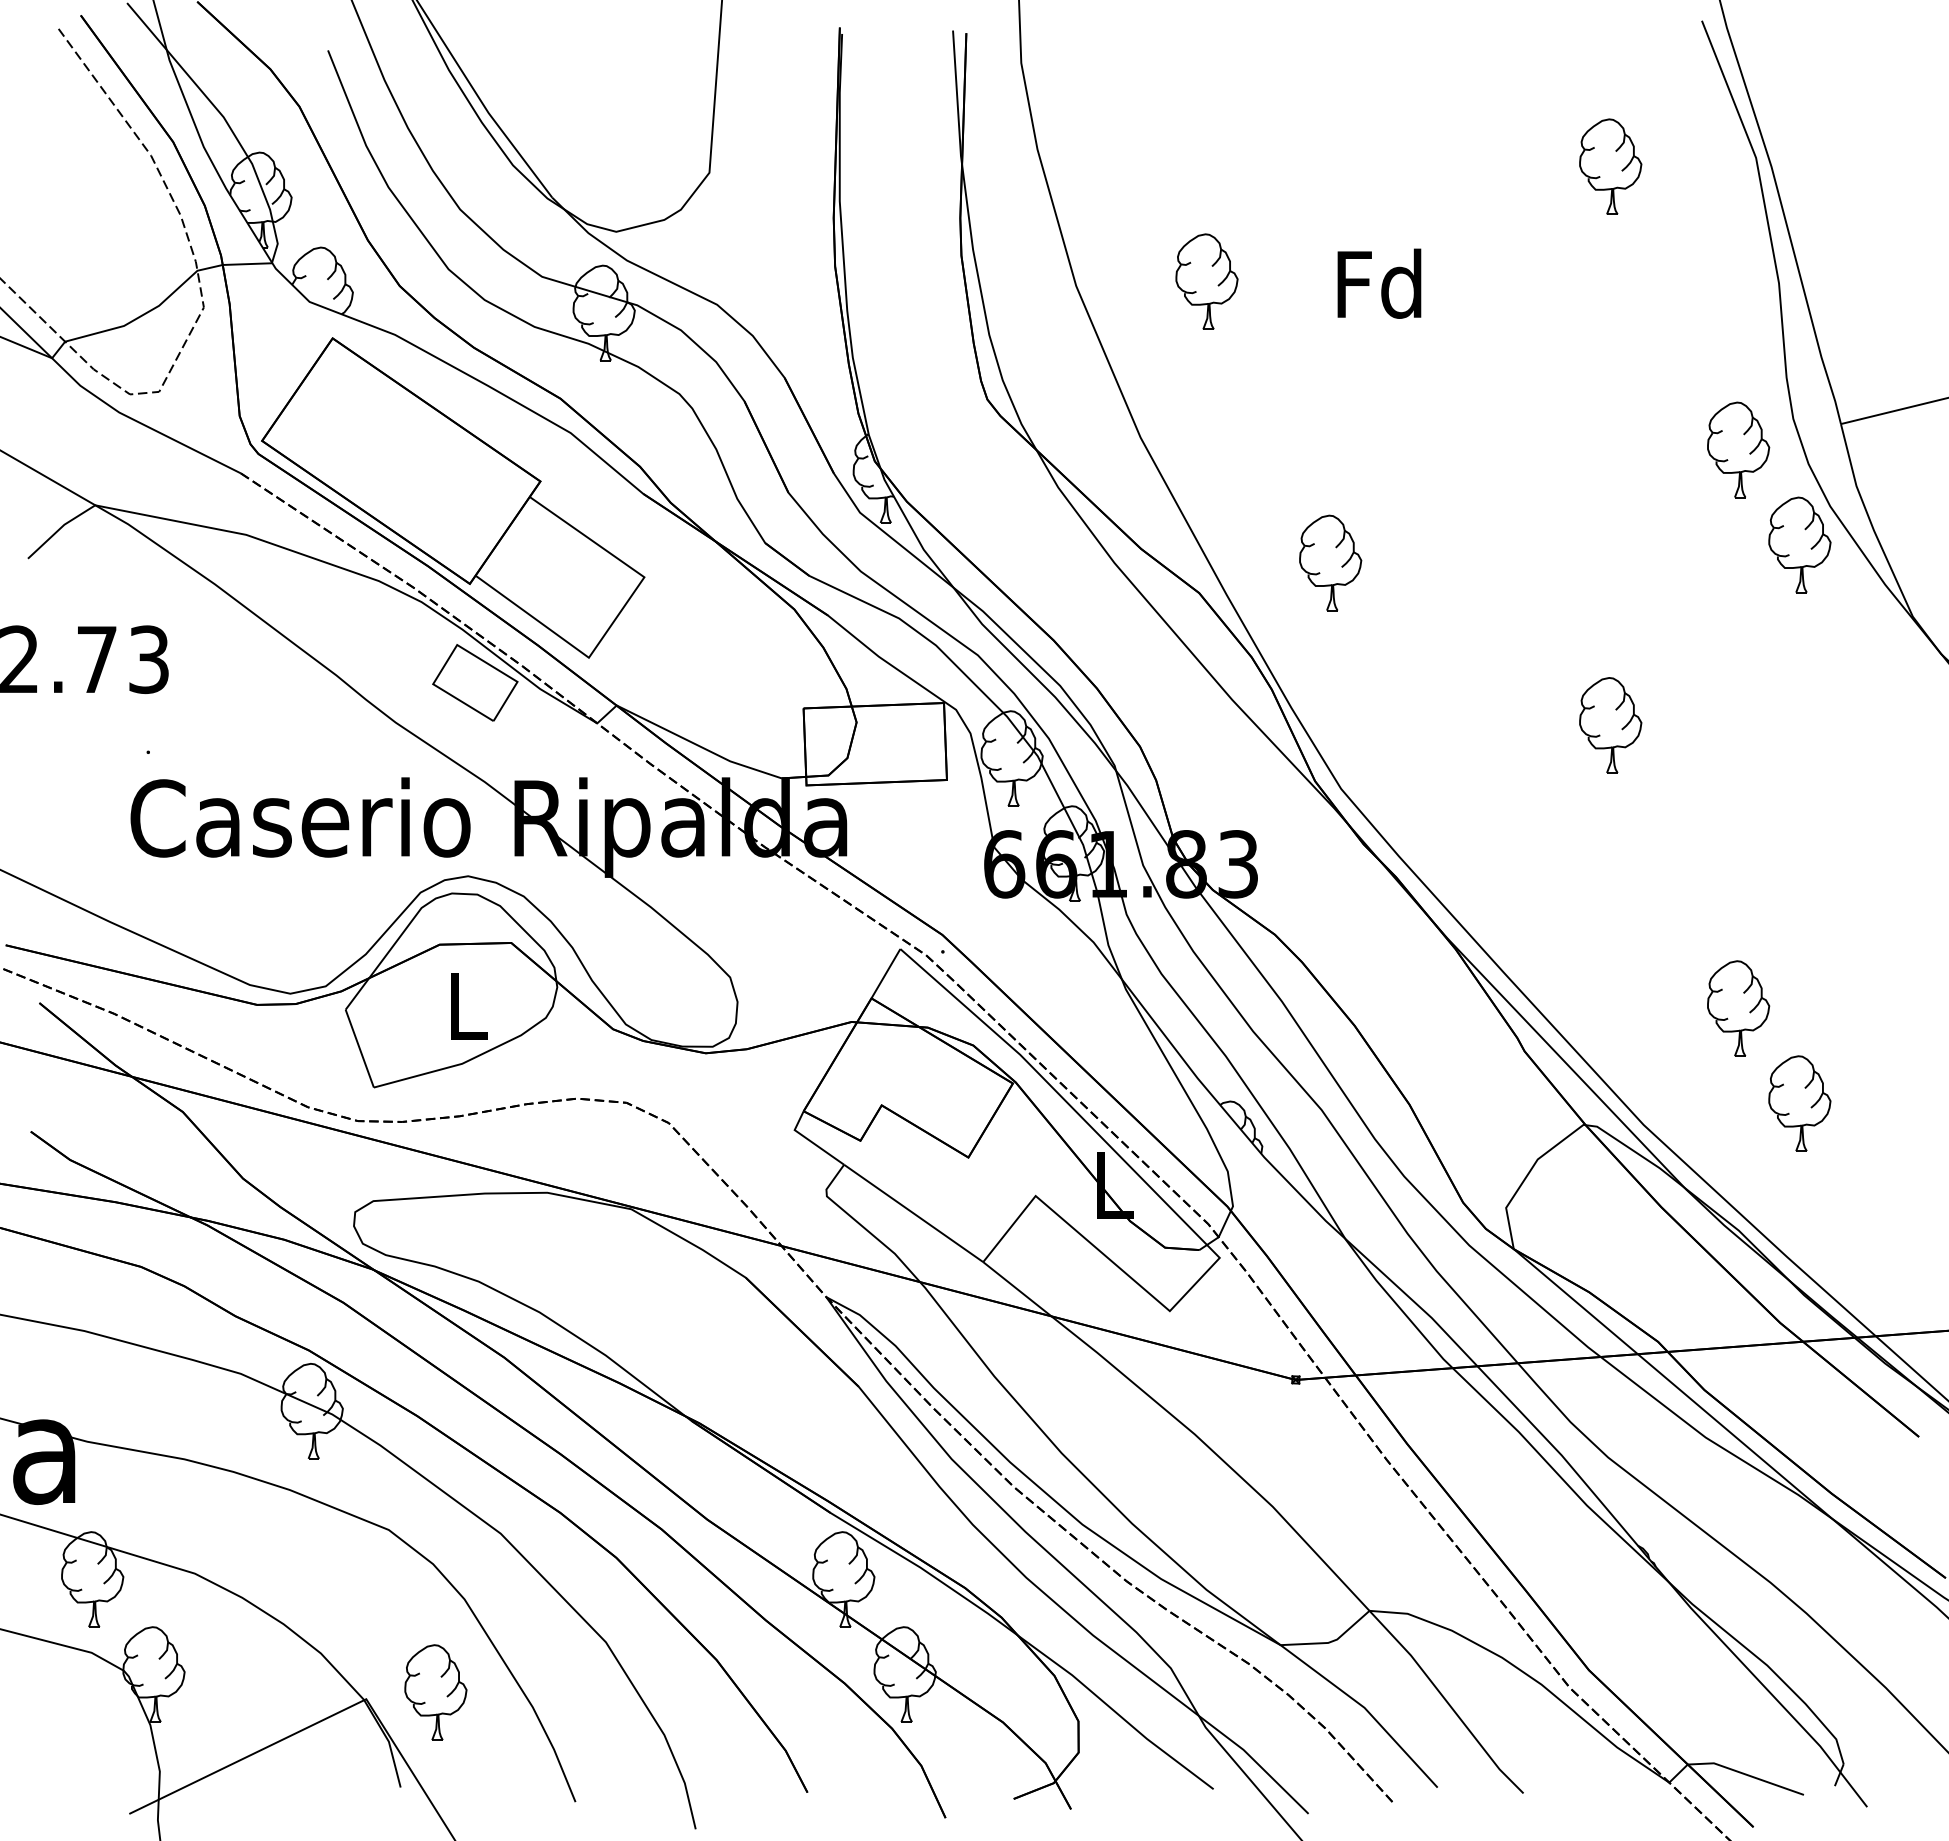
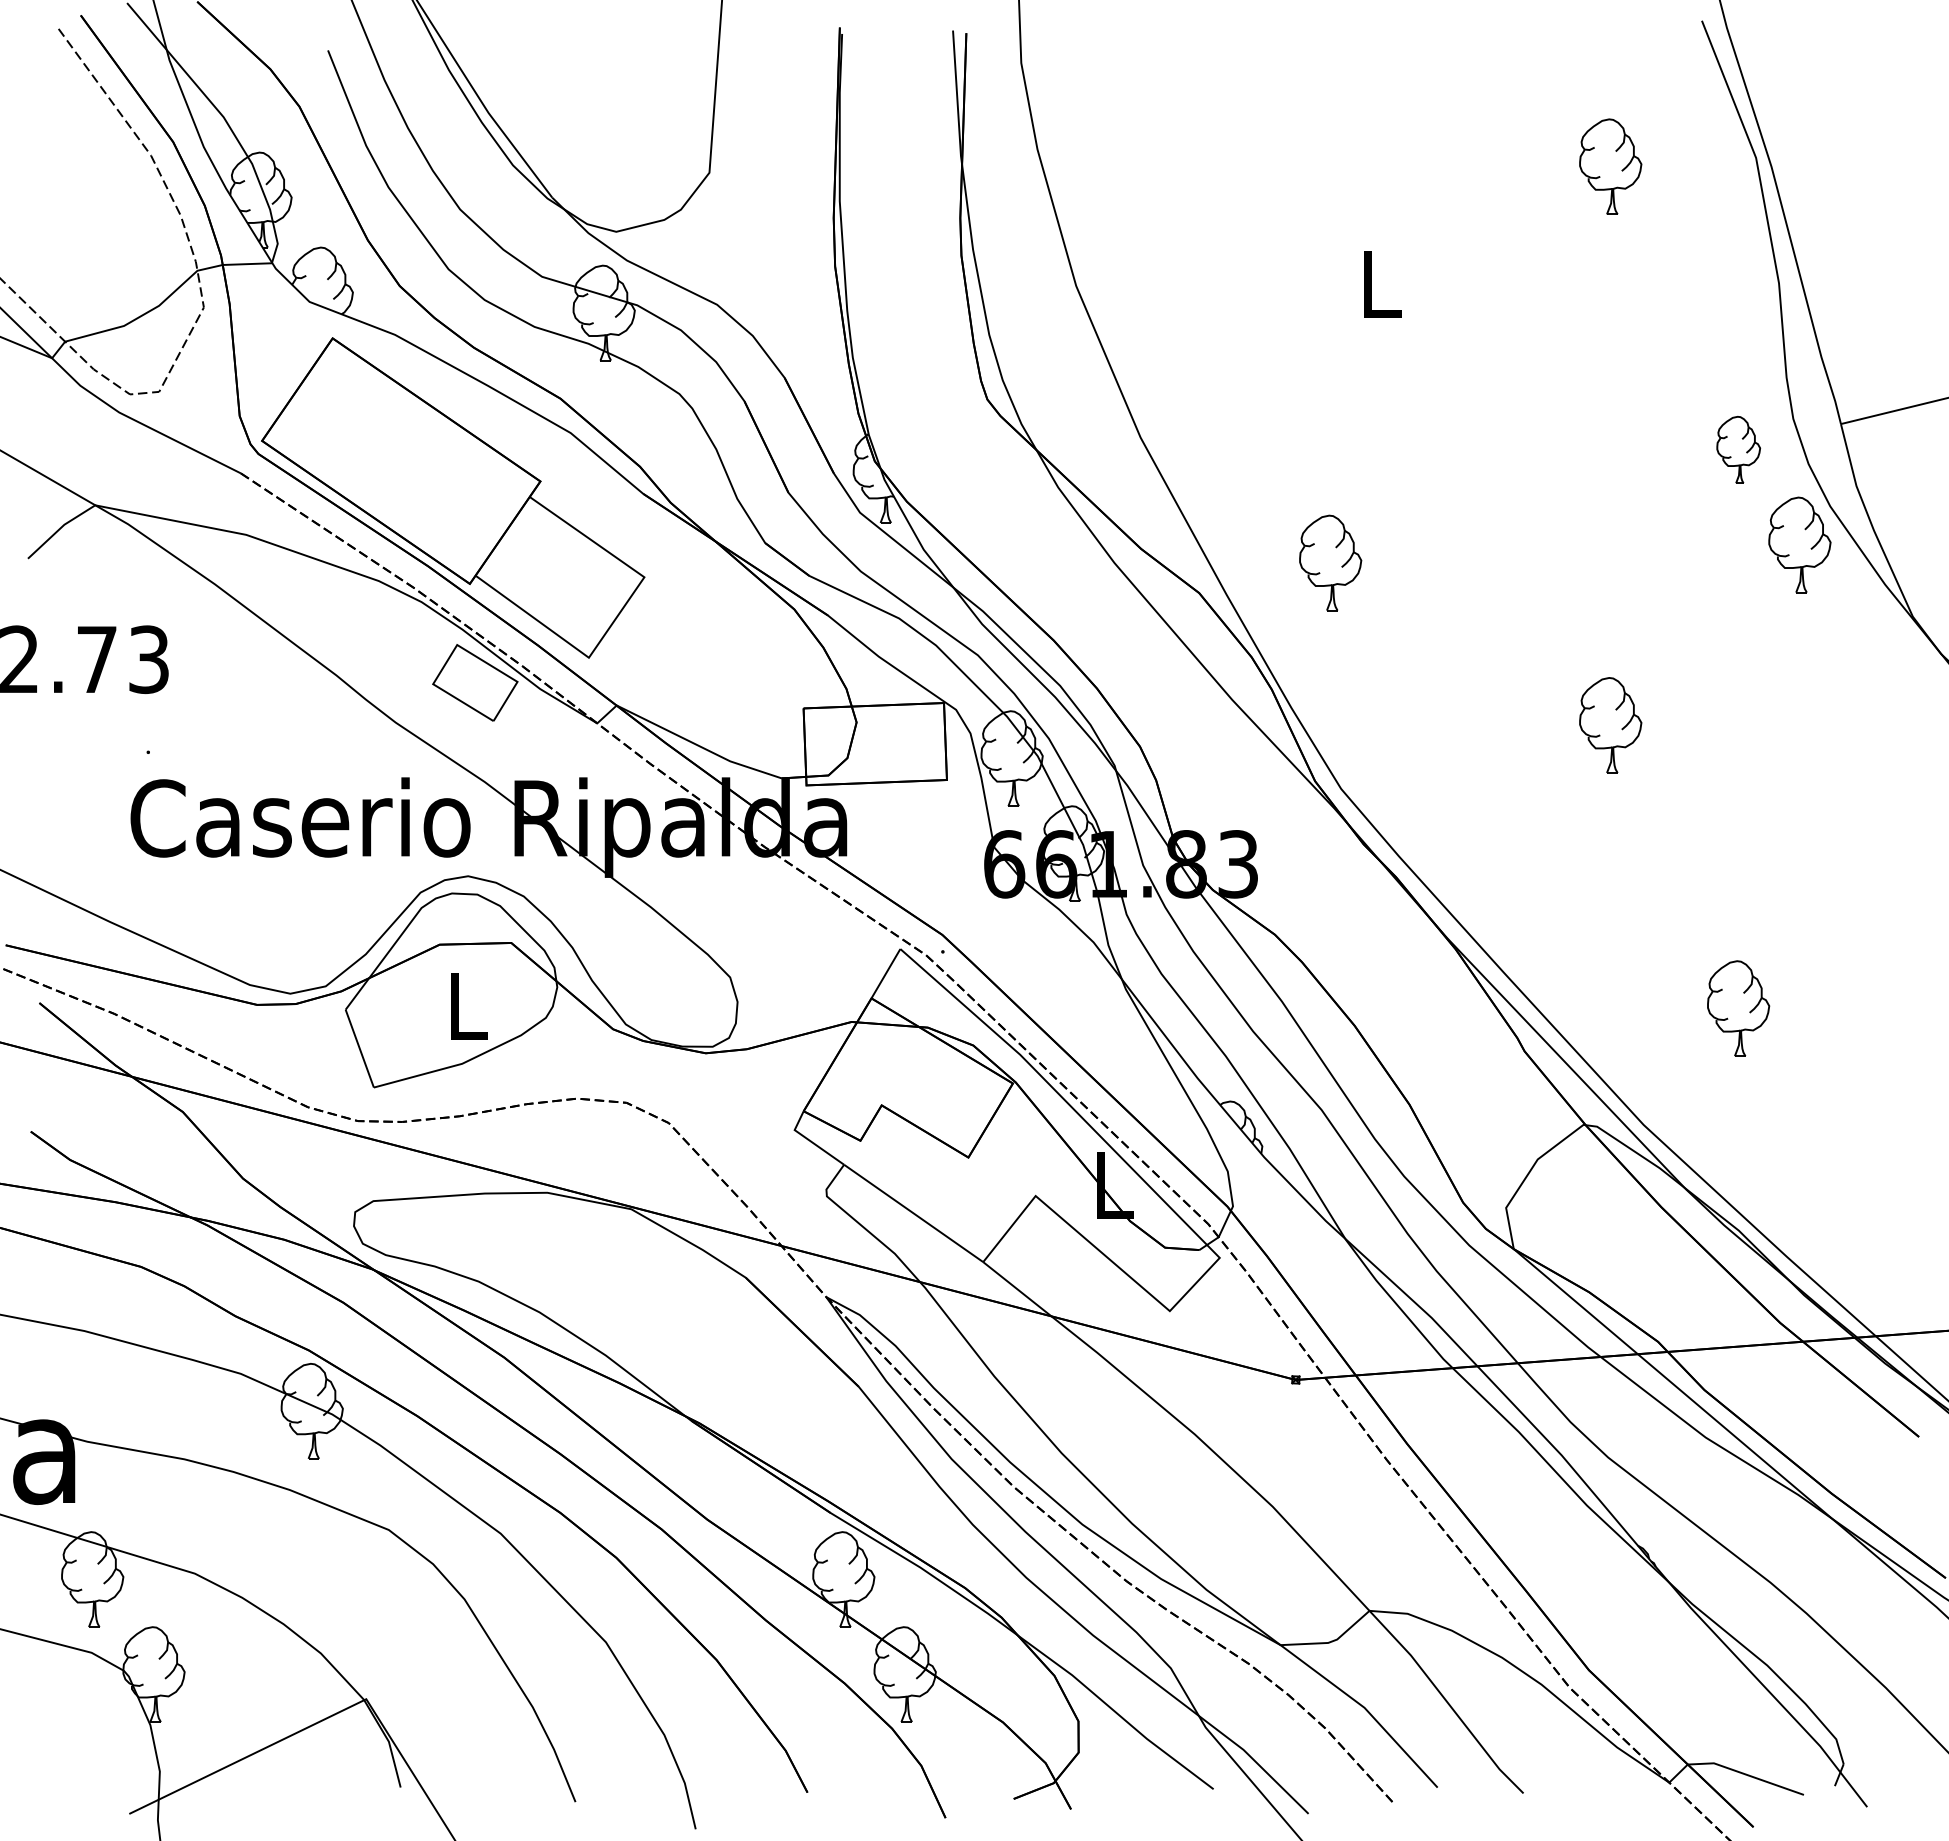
part: present -> none (1206, 281)
text: Fd -> L (1379, 283)
part size: 64x98 px -> 46x68 px (1738, 449)
part: present -> none (1799, 1103)
part: present -> none (435, 1692)
